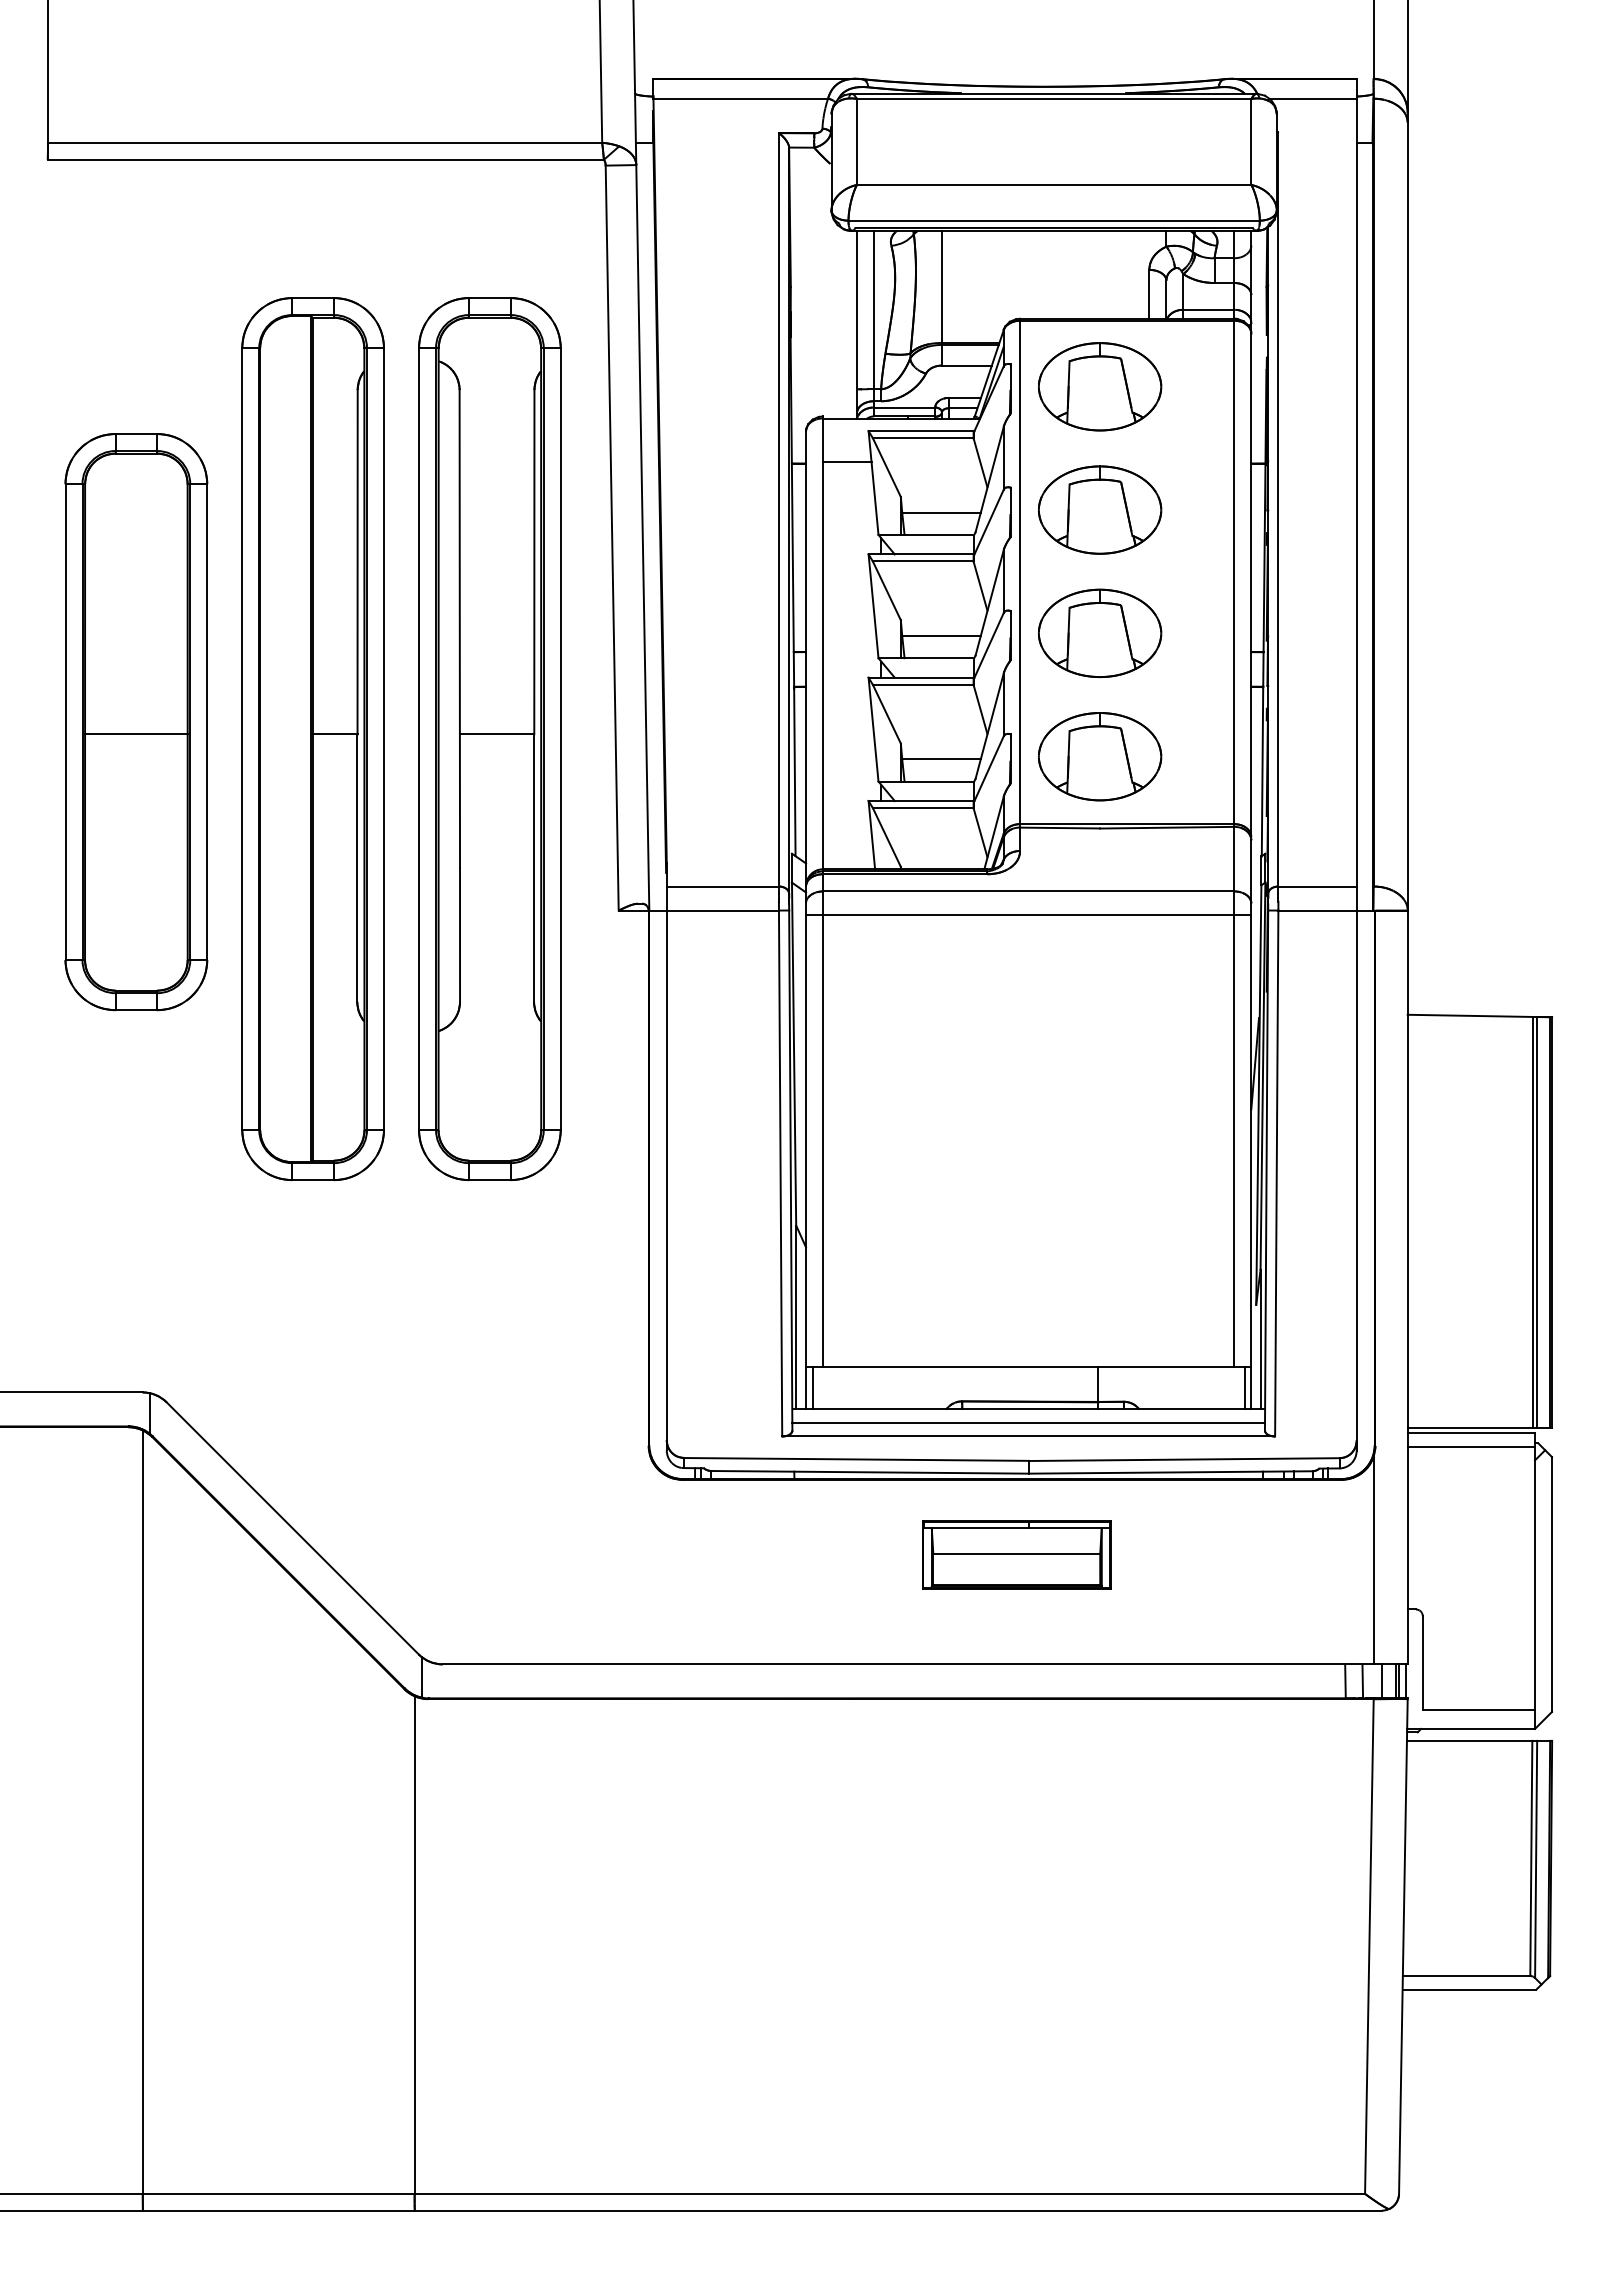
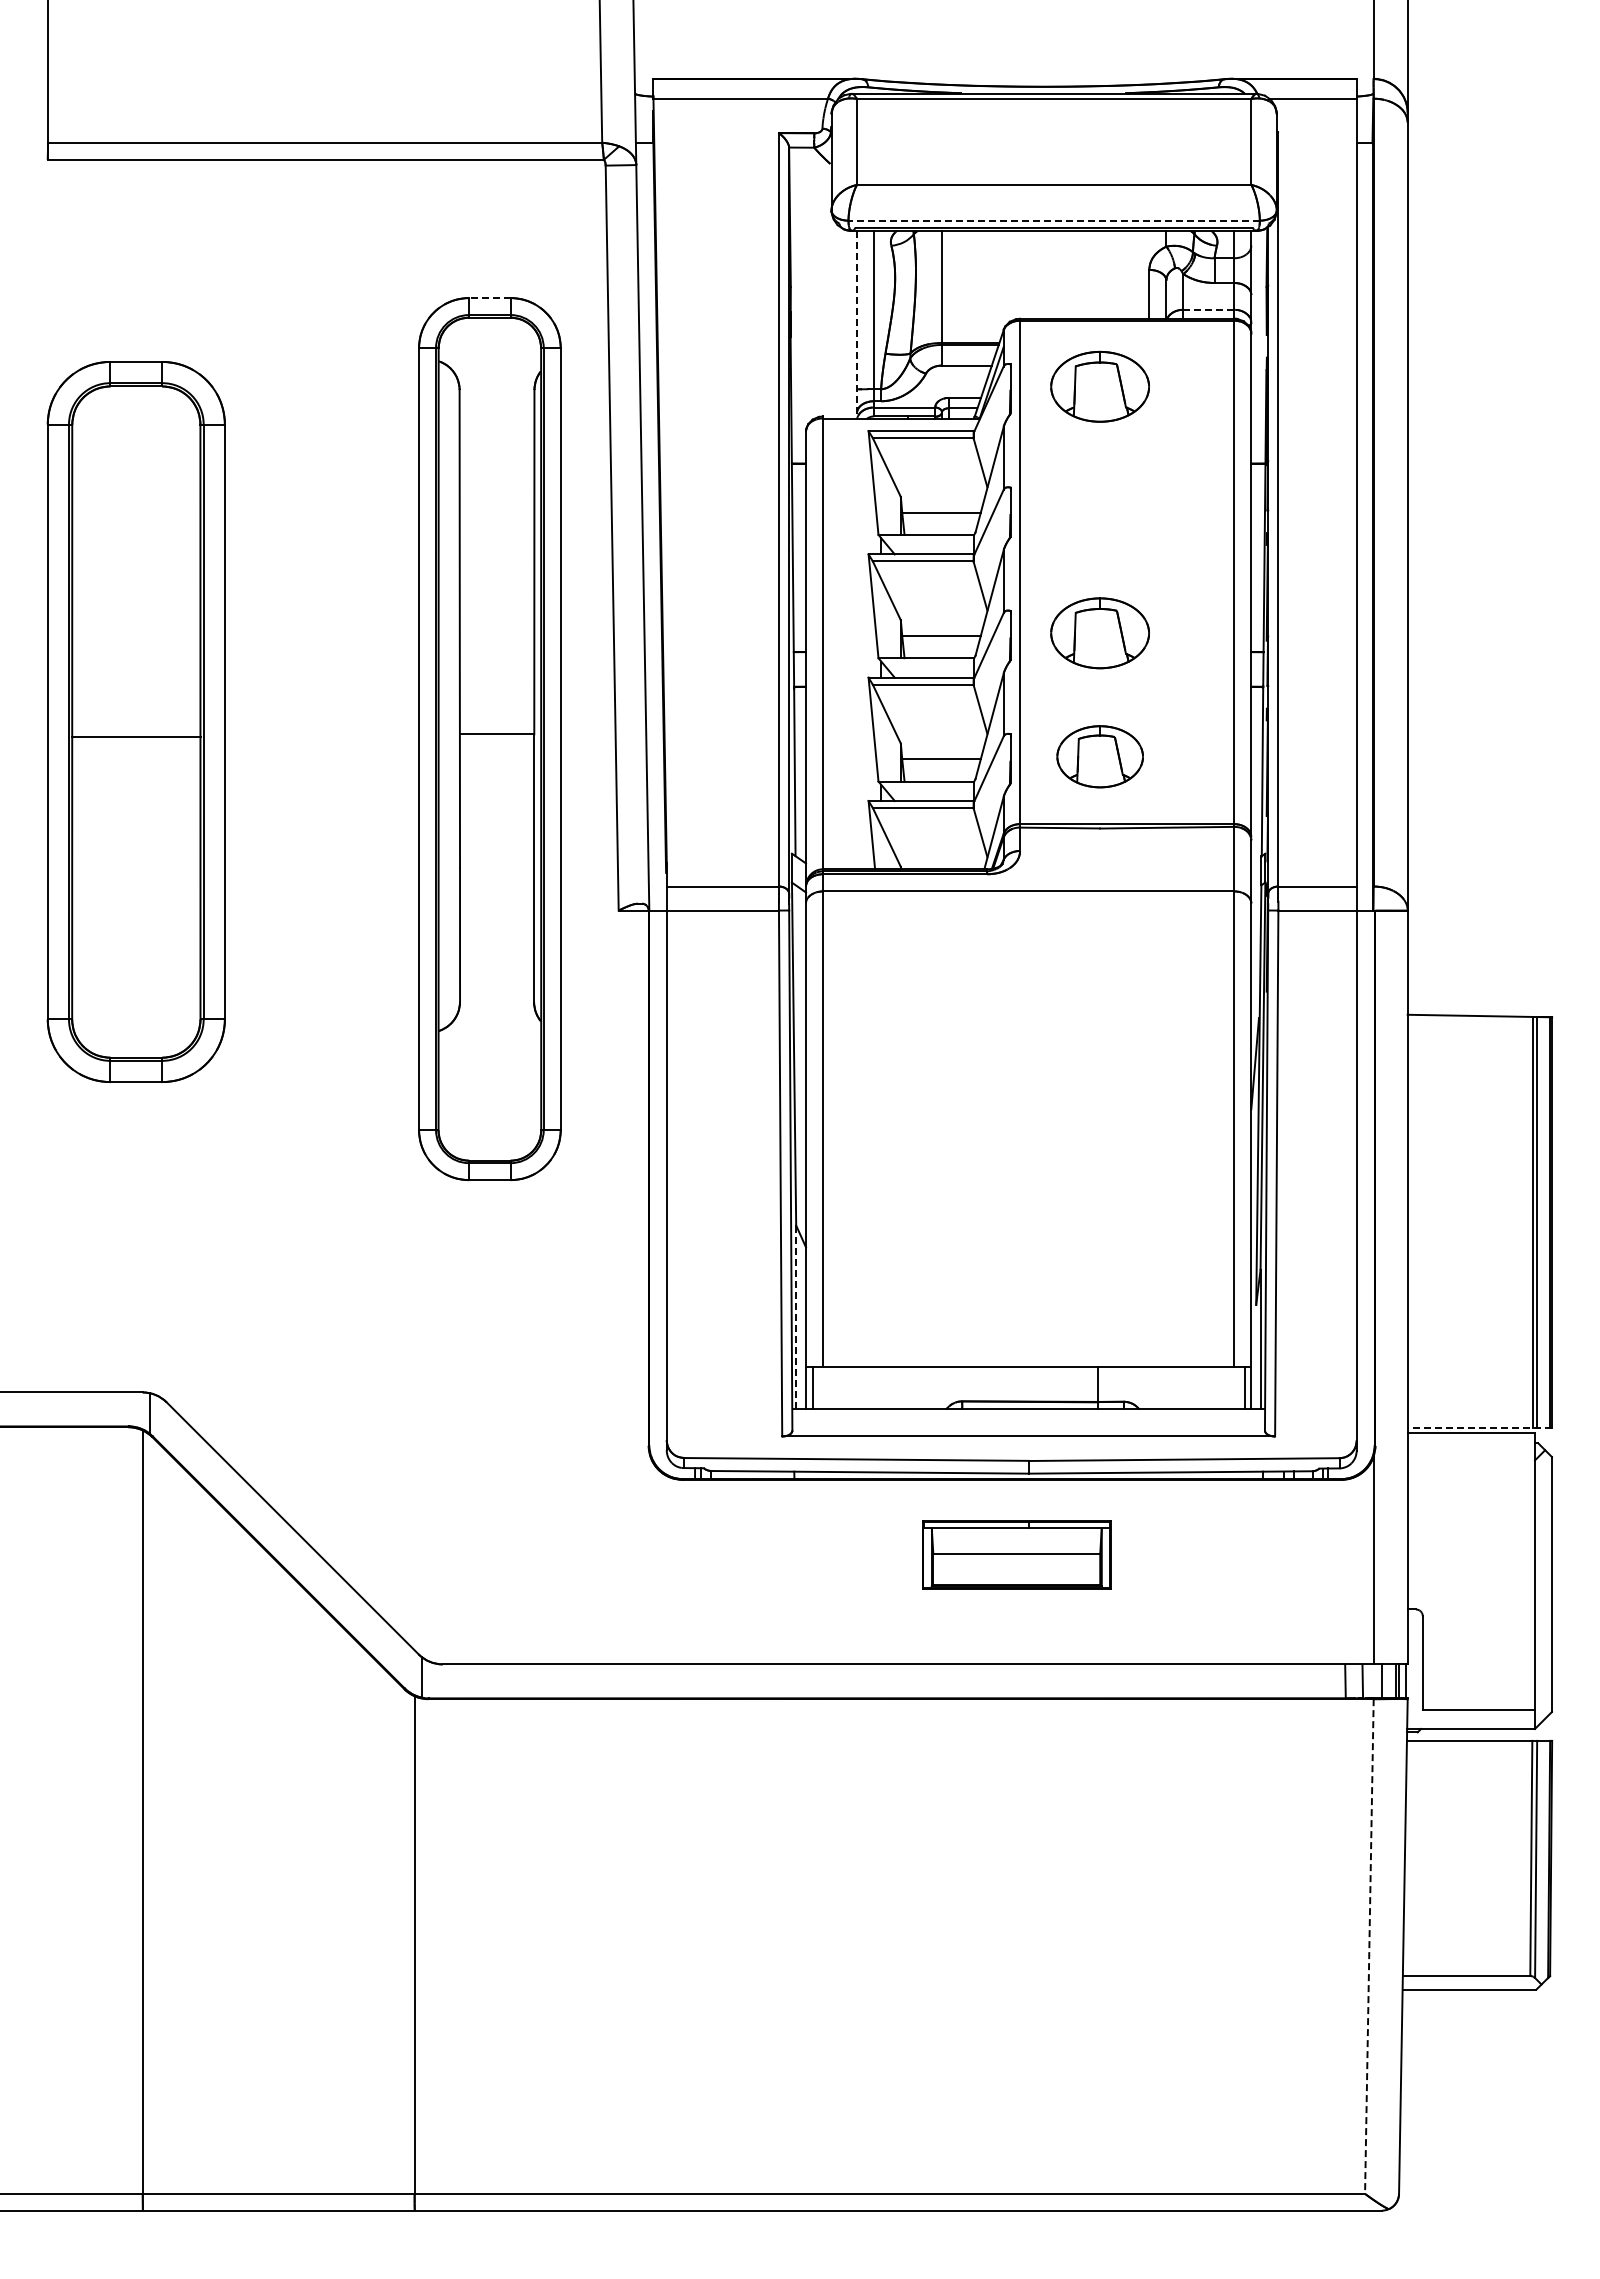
line: solid -> dashed (1054, 220)
line: solid -> dashed (489, 298)
line: solid -> dashed (1208, 309)
line: solid -> dashed (857, 325)
part size: 125x90 px -> 100x73 px (1099, 386)
line: present -> none (847, 461)
part: present -> none (1100, 509)
part size: 125x90 px -> 100x73 px (1099, 633)
part size: 145x579 px -> 180x722 px (135, 721)
part: present -> none (312, 739)
part size: 125x90 px -> 88x64 px (1099, 756)
line: present -> none (1028, 915)
line: solid -> dashed (796, 1317)
line: present -> none (1028, 1423)
line: solid -> dashed (1479, 1428)
line: present -> none (1470, 1446)
line: solid -> dashed (1369, 1947)
